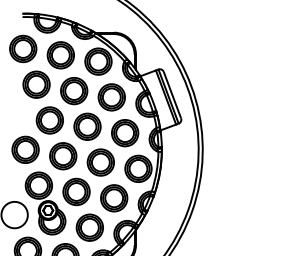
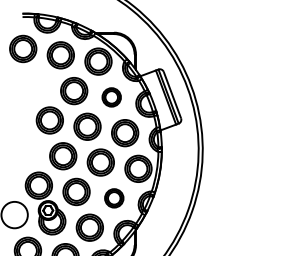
part: present -> none (36, 84)
part size: 29x29 px -> 21x21 px (111, 97)
part: present -> none (25, 149)
part size: 29x29 px -> 21x21 px (114, 198)
